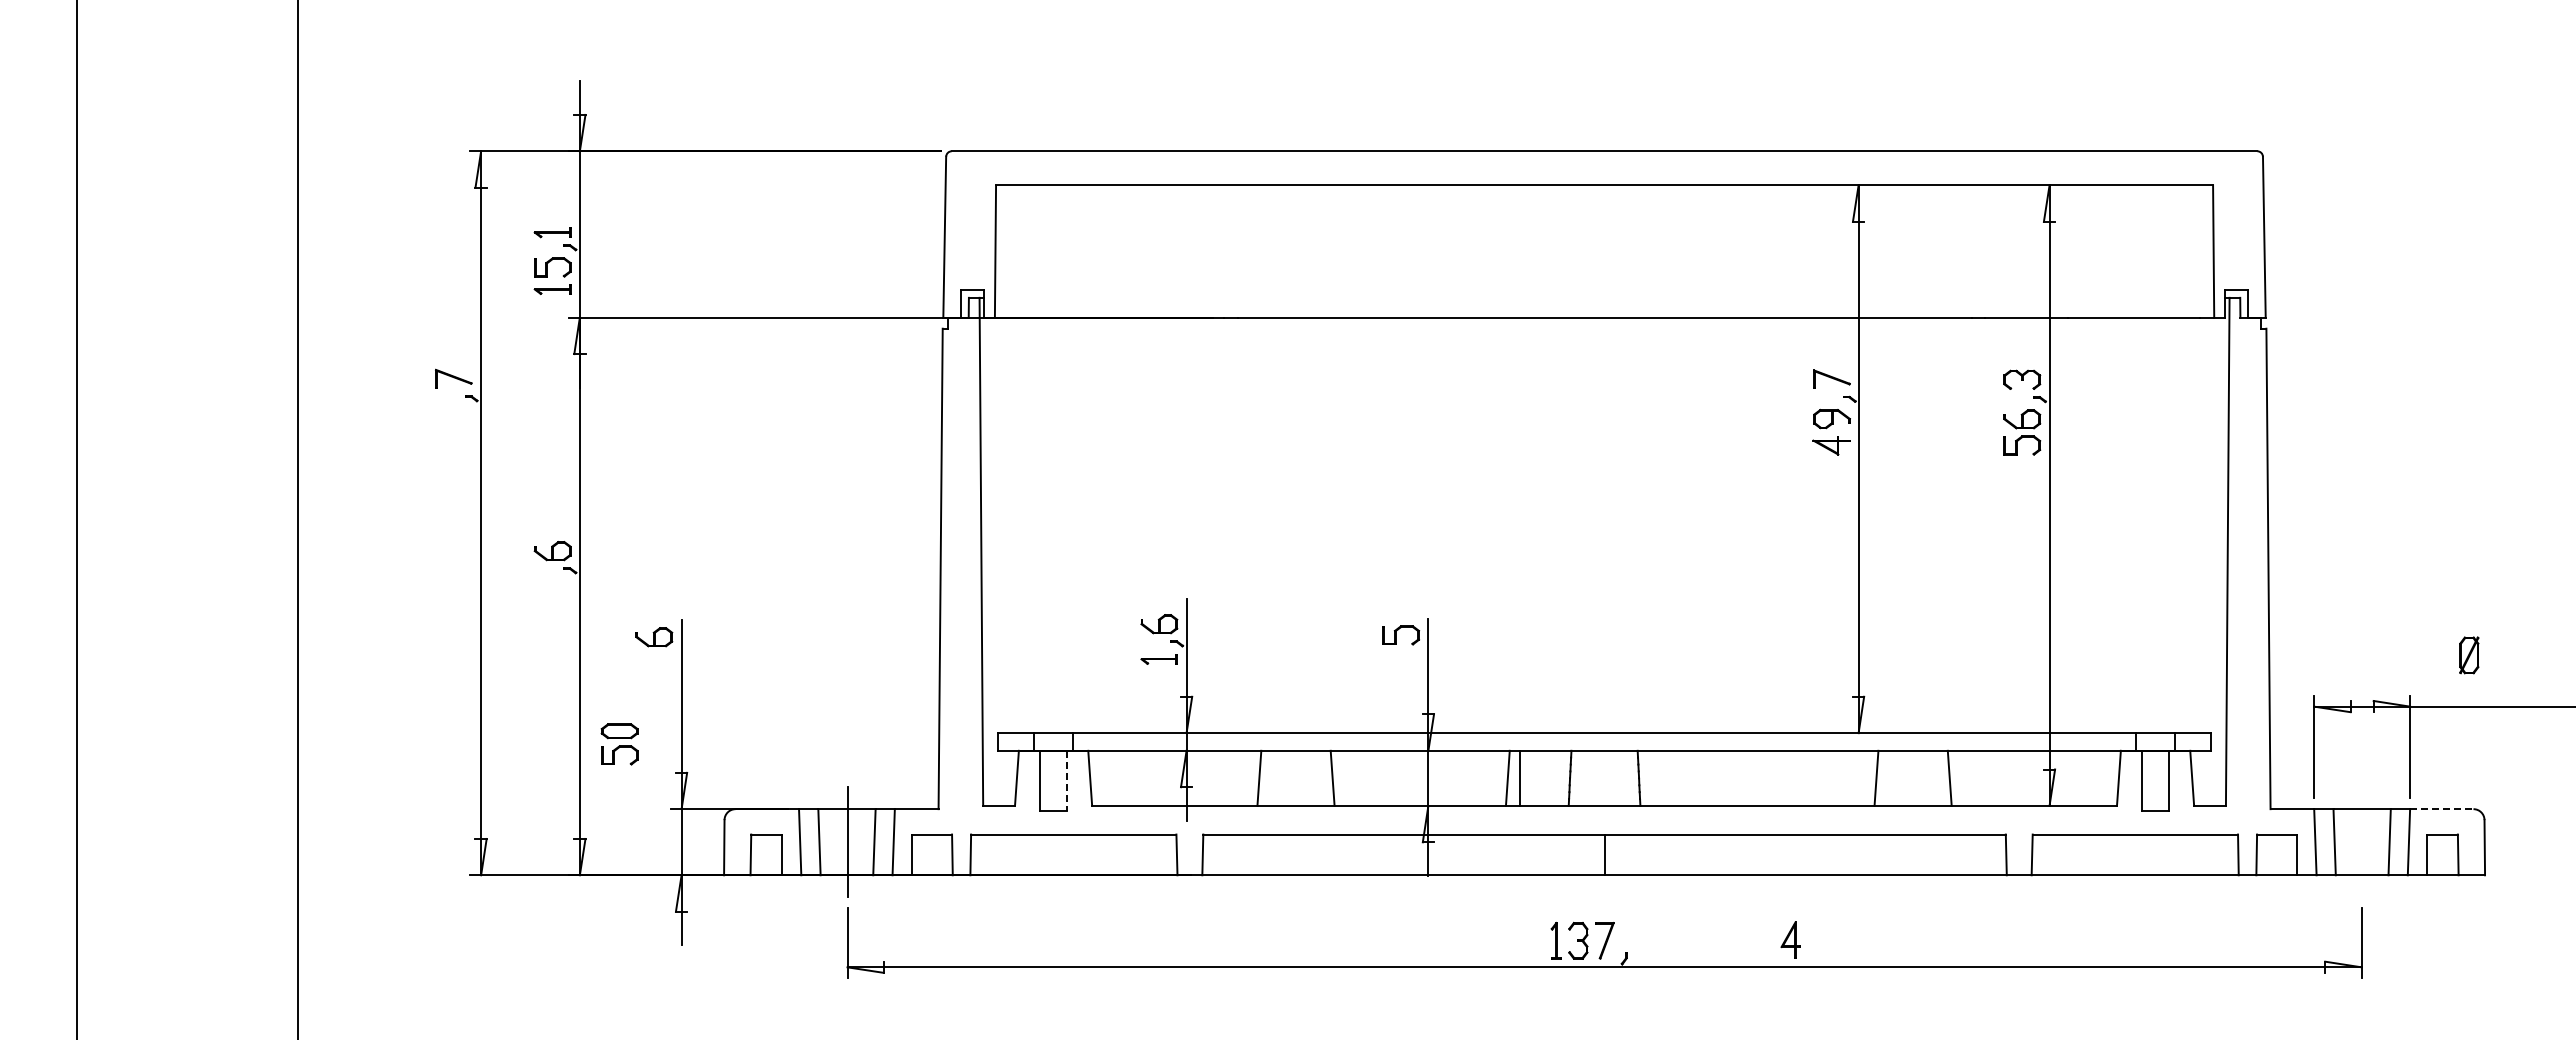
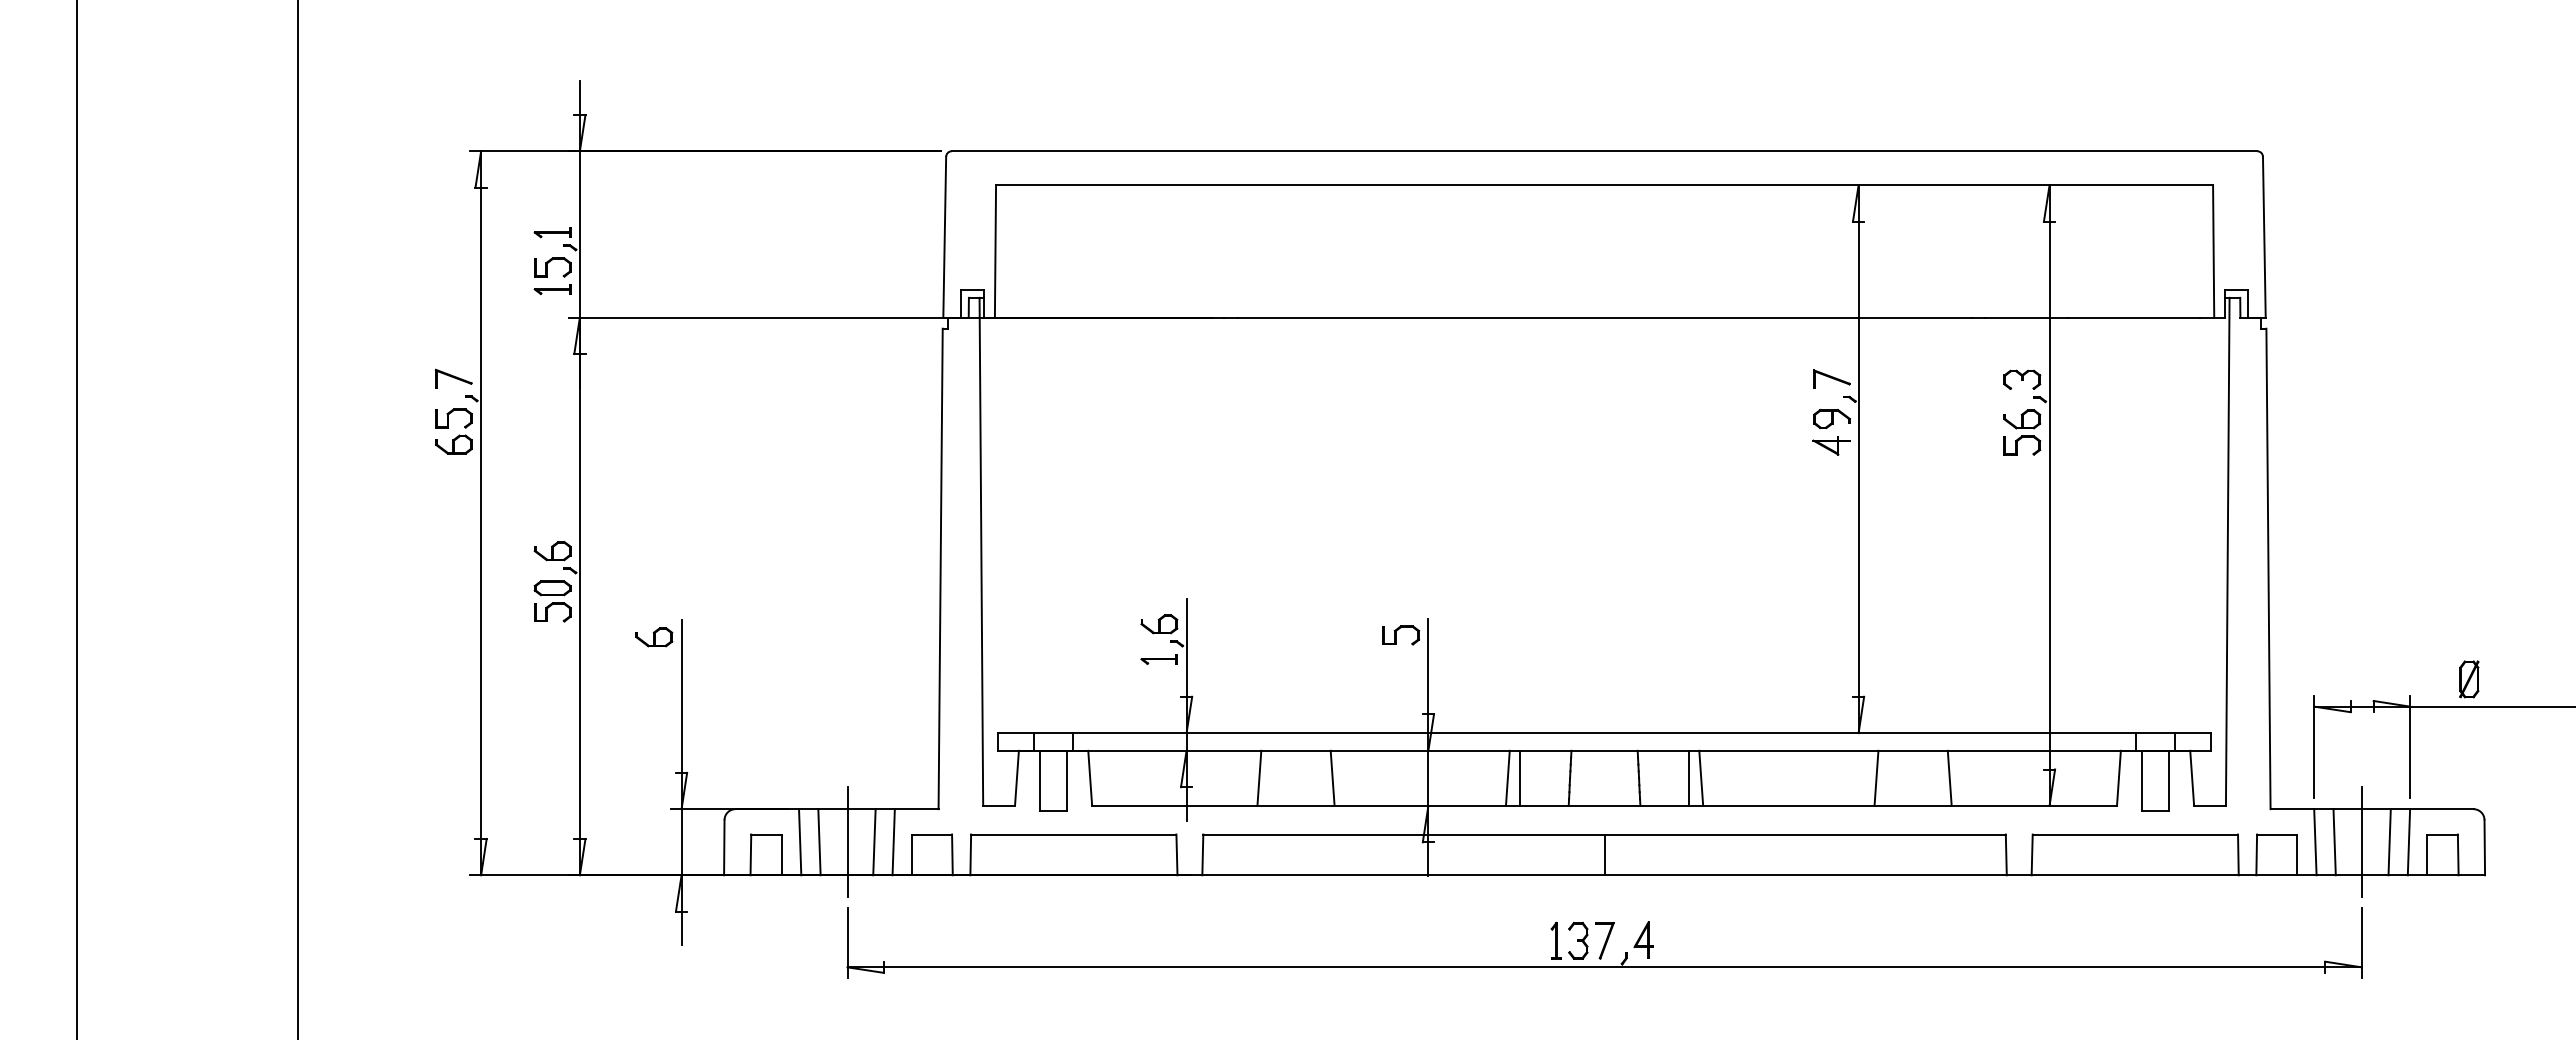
part: none -> present (453, 431)
part position: (2469, 655) -> (2469, 679) (2469, 679)
part position: (619, 744) -> (552, 601) (552, 601)
line: none -> present (1688, 777)
line: none -> present (1701, 777)
line: dashed -> solid (1067, 781)
line: dashed -> solid (2441, 809)
line: none -> present (2361, 842)
part position: (1790, 939) -> (1643, 939) (1643, 939)
